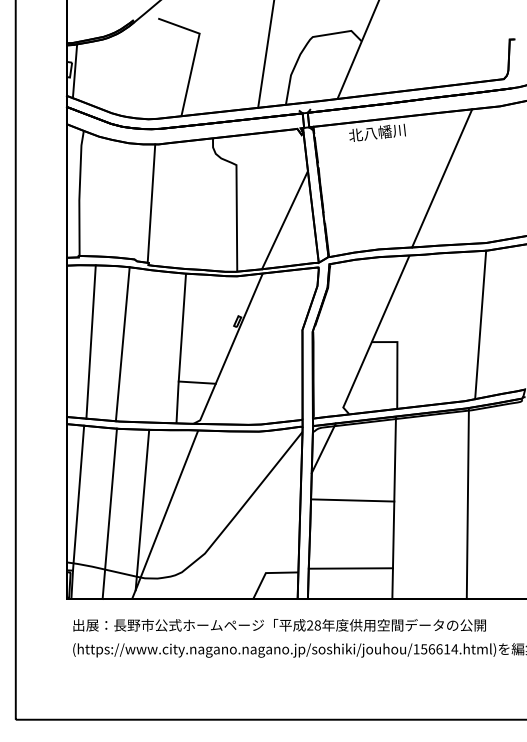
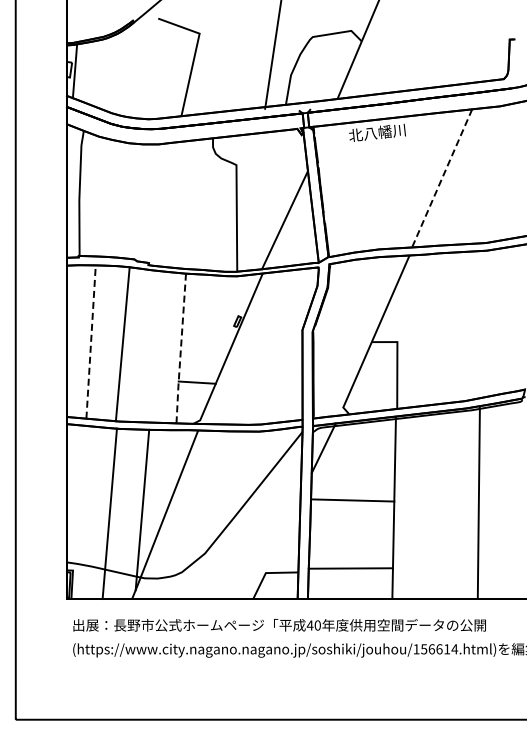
line position: (265, 54) -> (272, 55) (272, 55)
line: solid -> dashed (441, 178)
line: present -> none (151, 203)
line: present -> none (480, 324)
line: solid -> dashed (91, 342)
line: solid -> dashed (180, 349)
line: present -> none (78, 497)
line position: (467, 503) -> (478, 503) (478, 503)
text: 28 -> 40 (313, 625)
